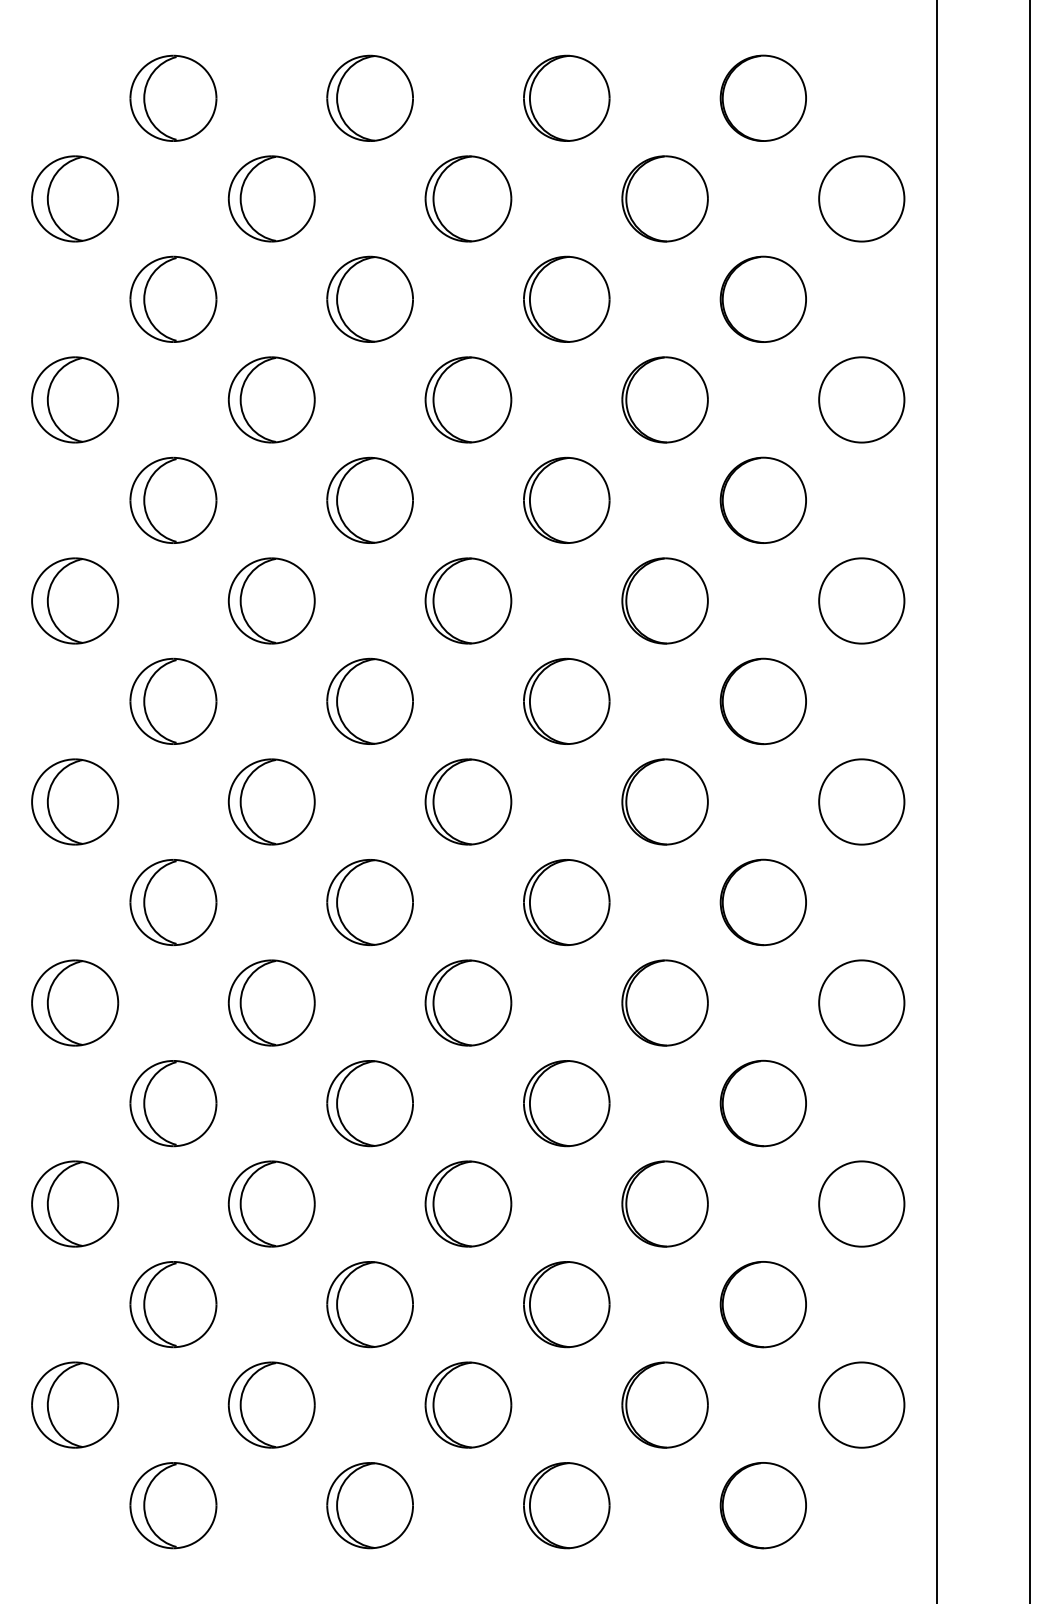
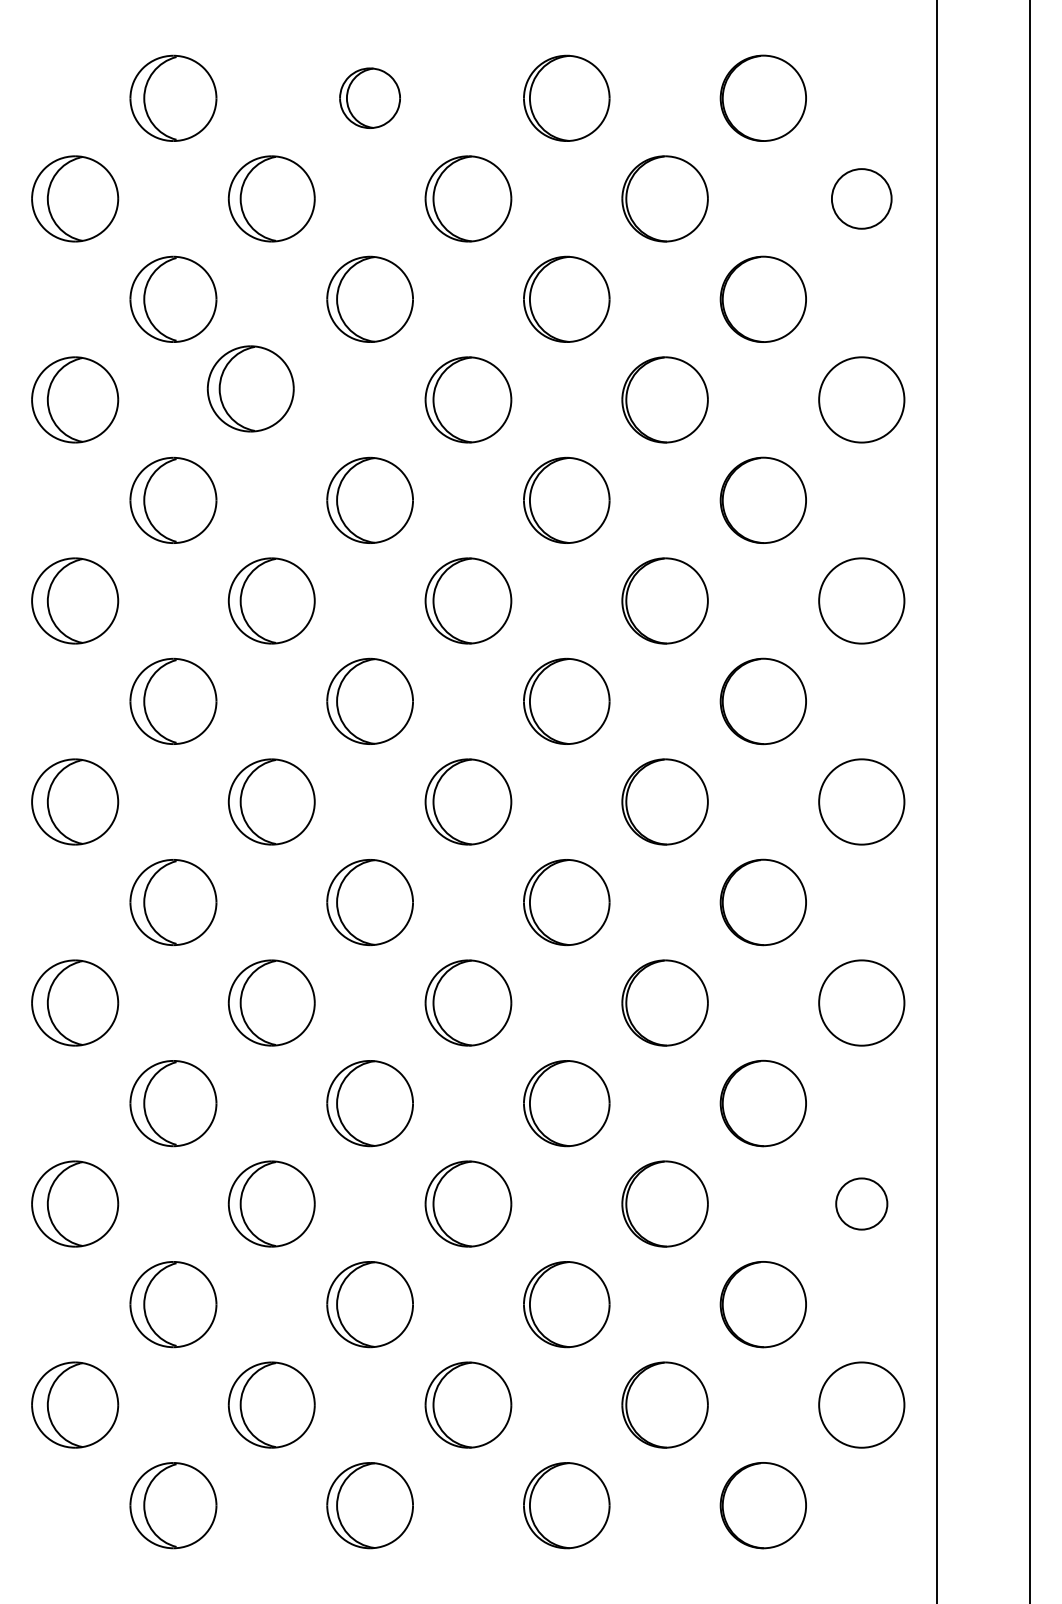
part size: 88x88 px -> 62x62 px (369, 97)
circle diameter: 85 px -> 60 px (861, 198)
part position: (271, 399) -> (250, 388) (250, 388)
circle diameter: 85 px -> 51 px (861, 1203)
